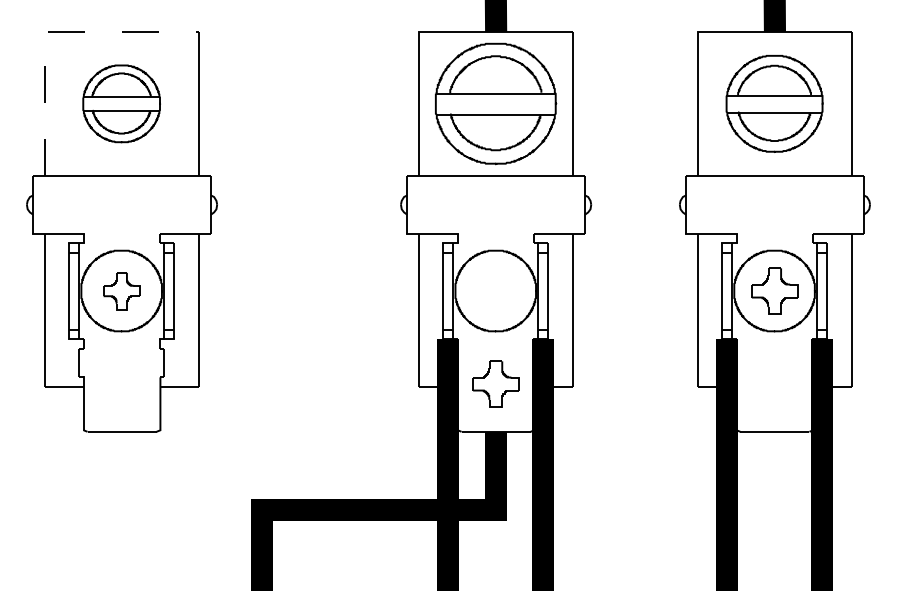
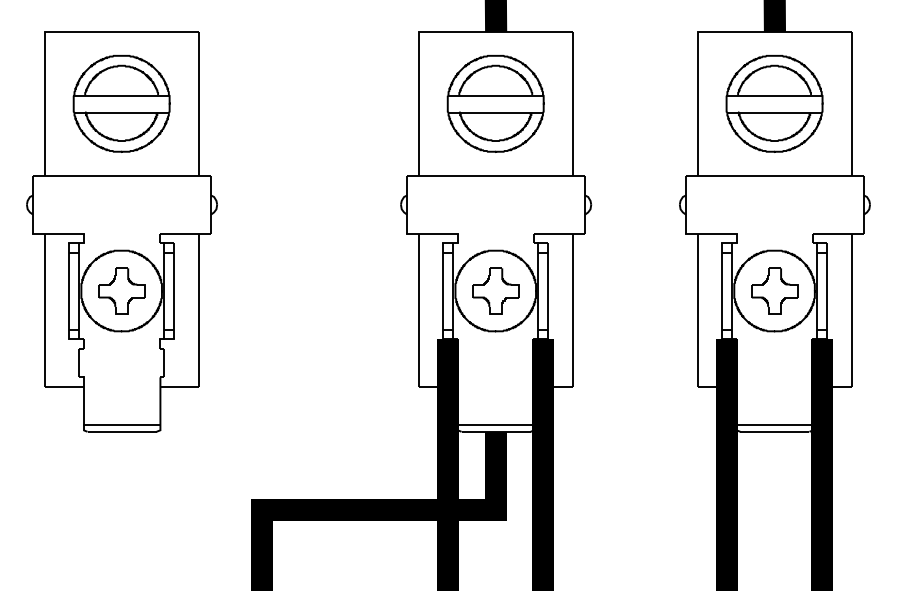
line: dashed -> solid (49, 32)
part size: 79x80 px -> 99x98 px (121, 103)
part size: 123x124 px -> 99x98 px (495, 103)
part size: 38x39 px -> 48x48 px (121, 290)
part position: (495, 383) -> (495, 290) (495, 290)
line: none -> present (121, 424)
line: none -> present (495, 424)
line: none -> present (774, 424)
